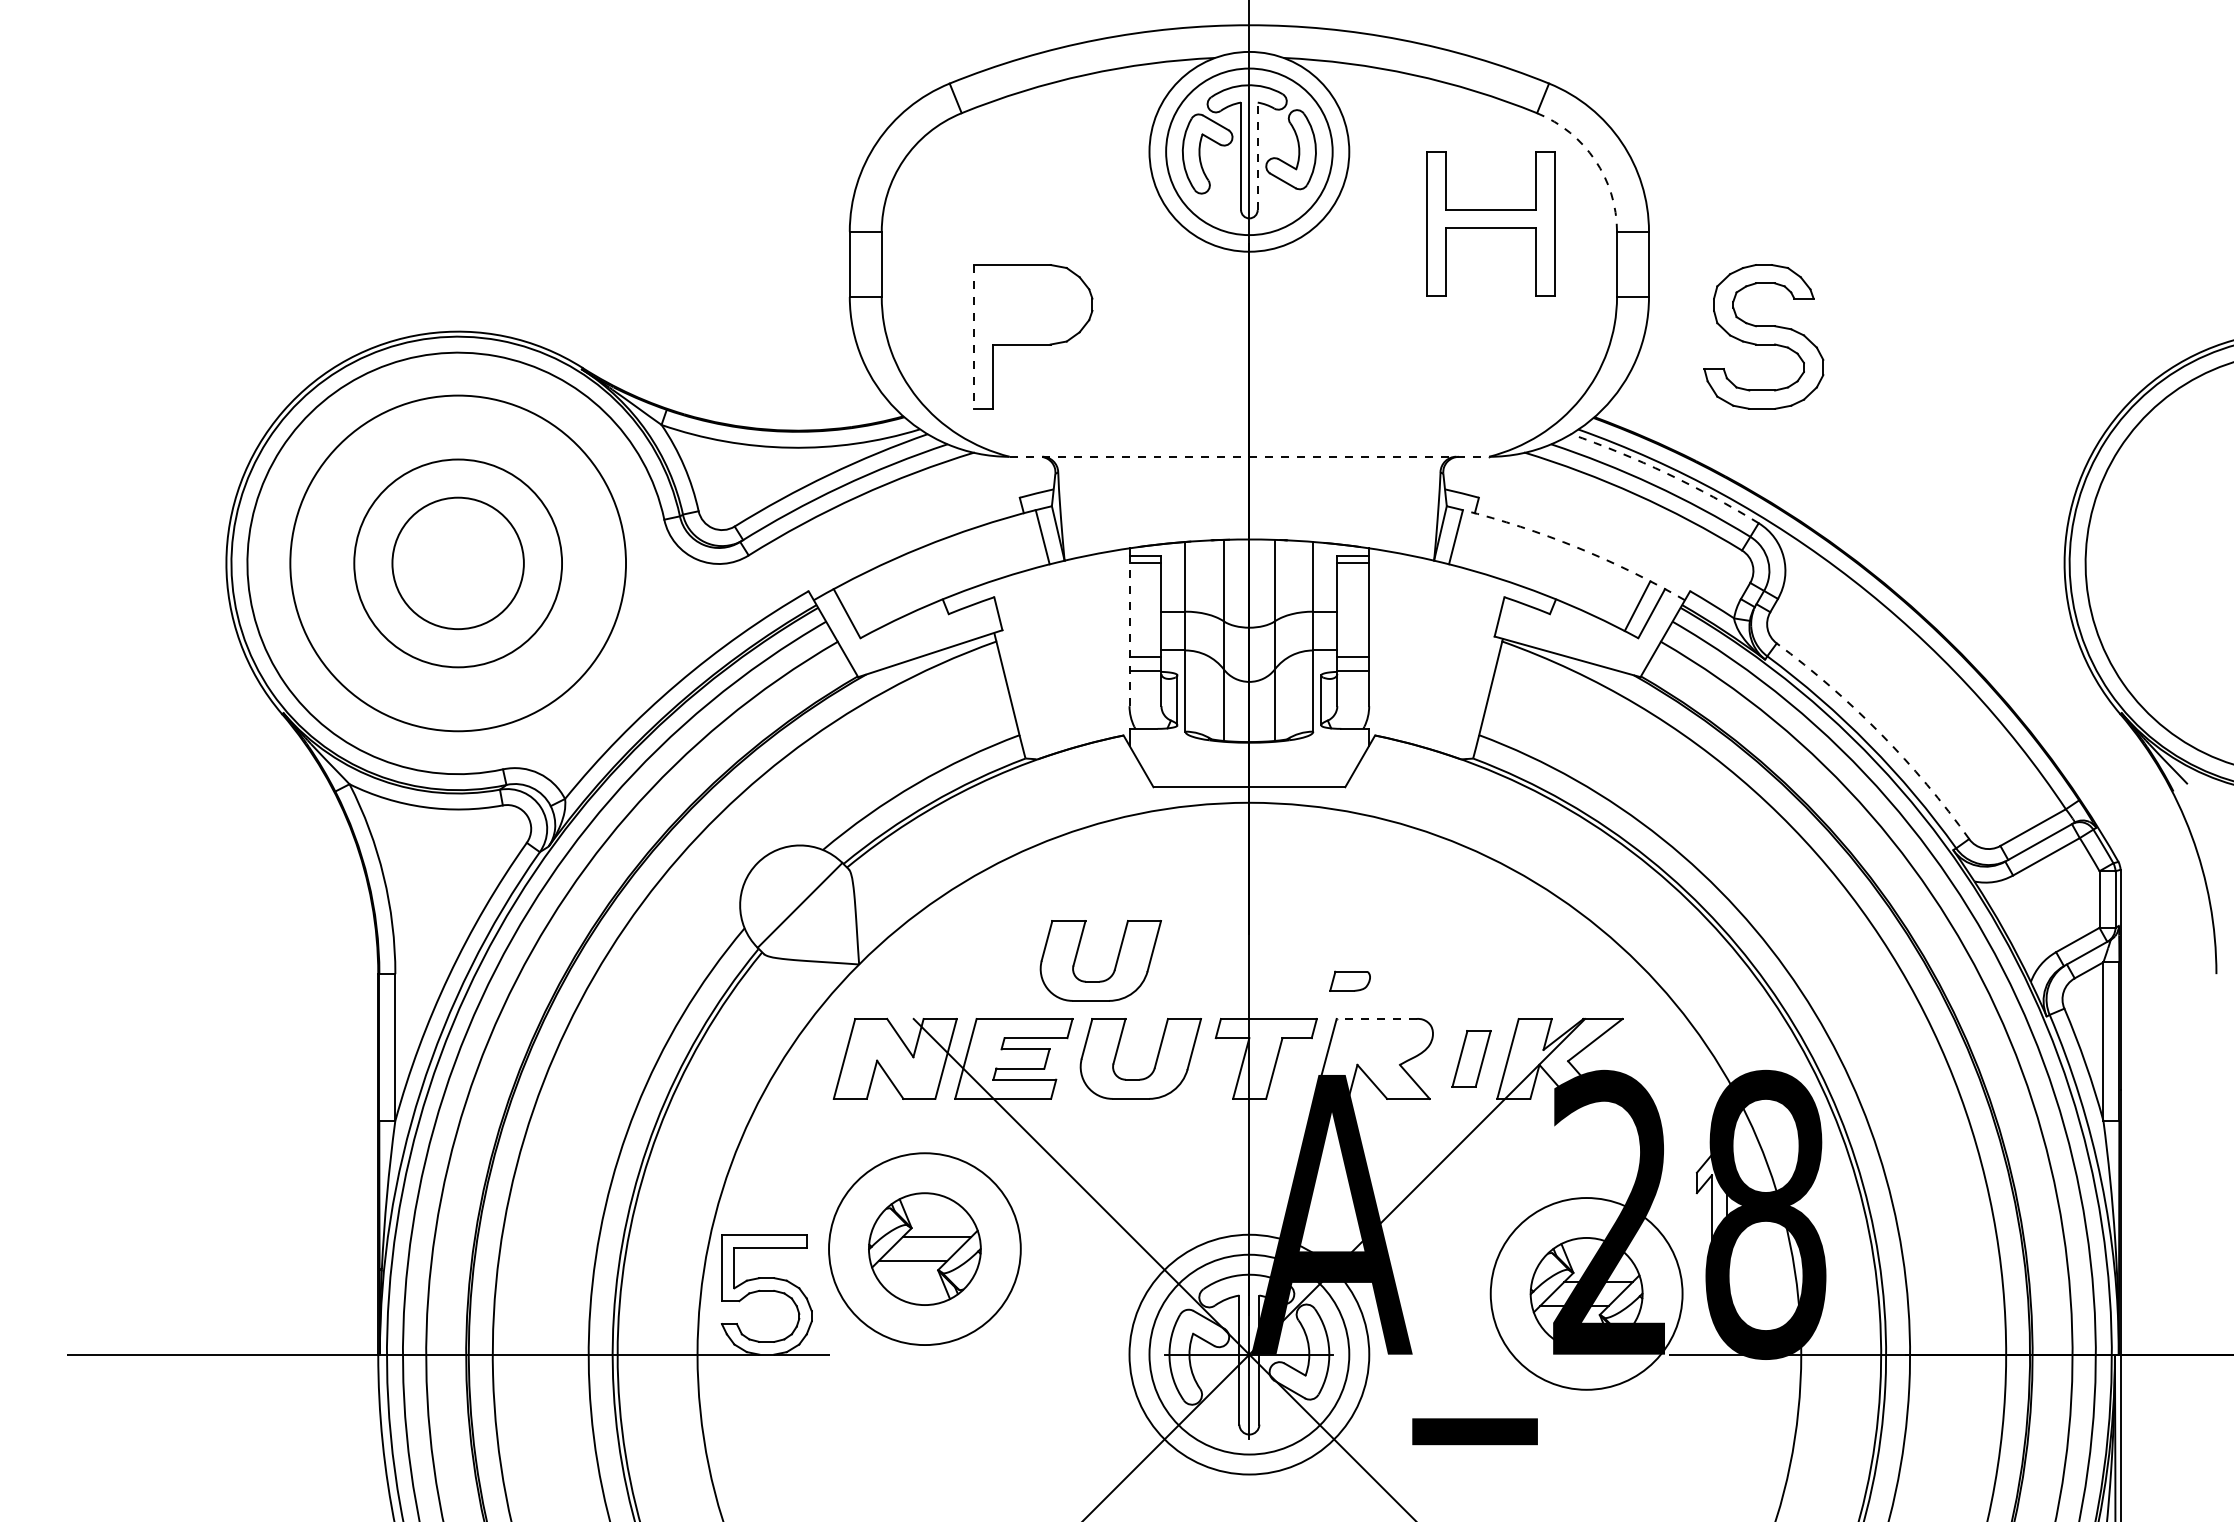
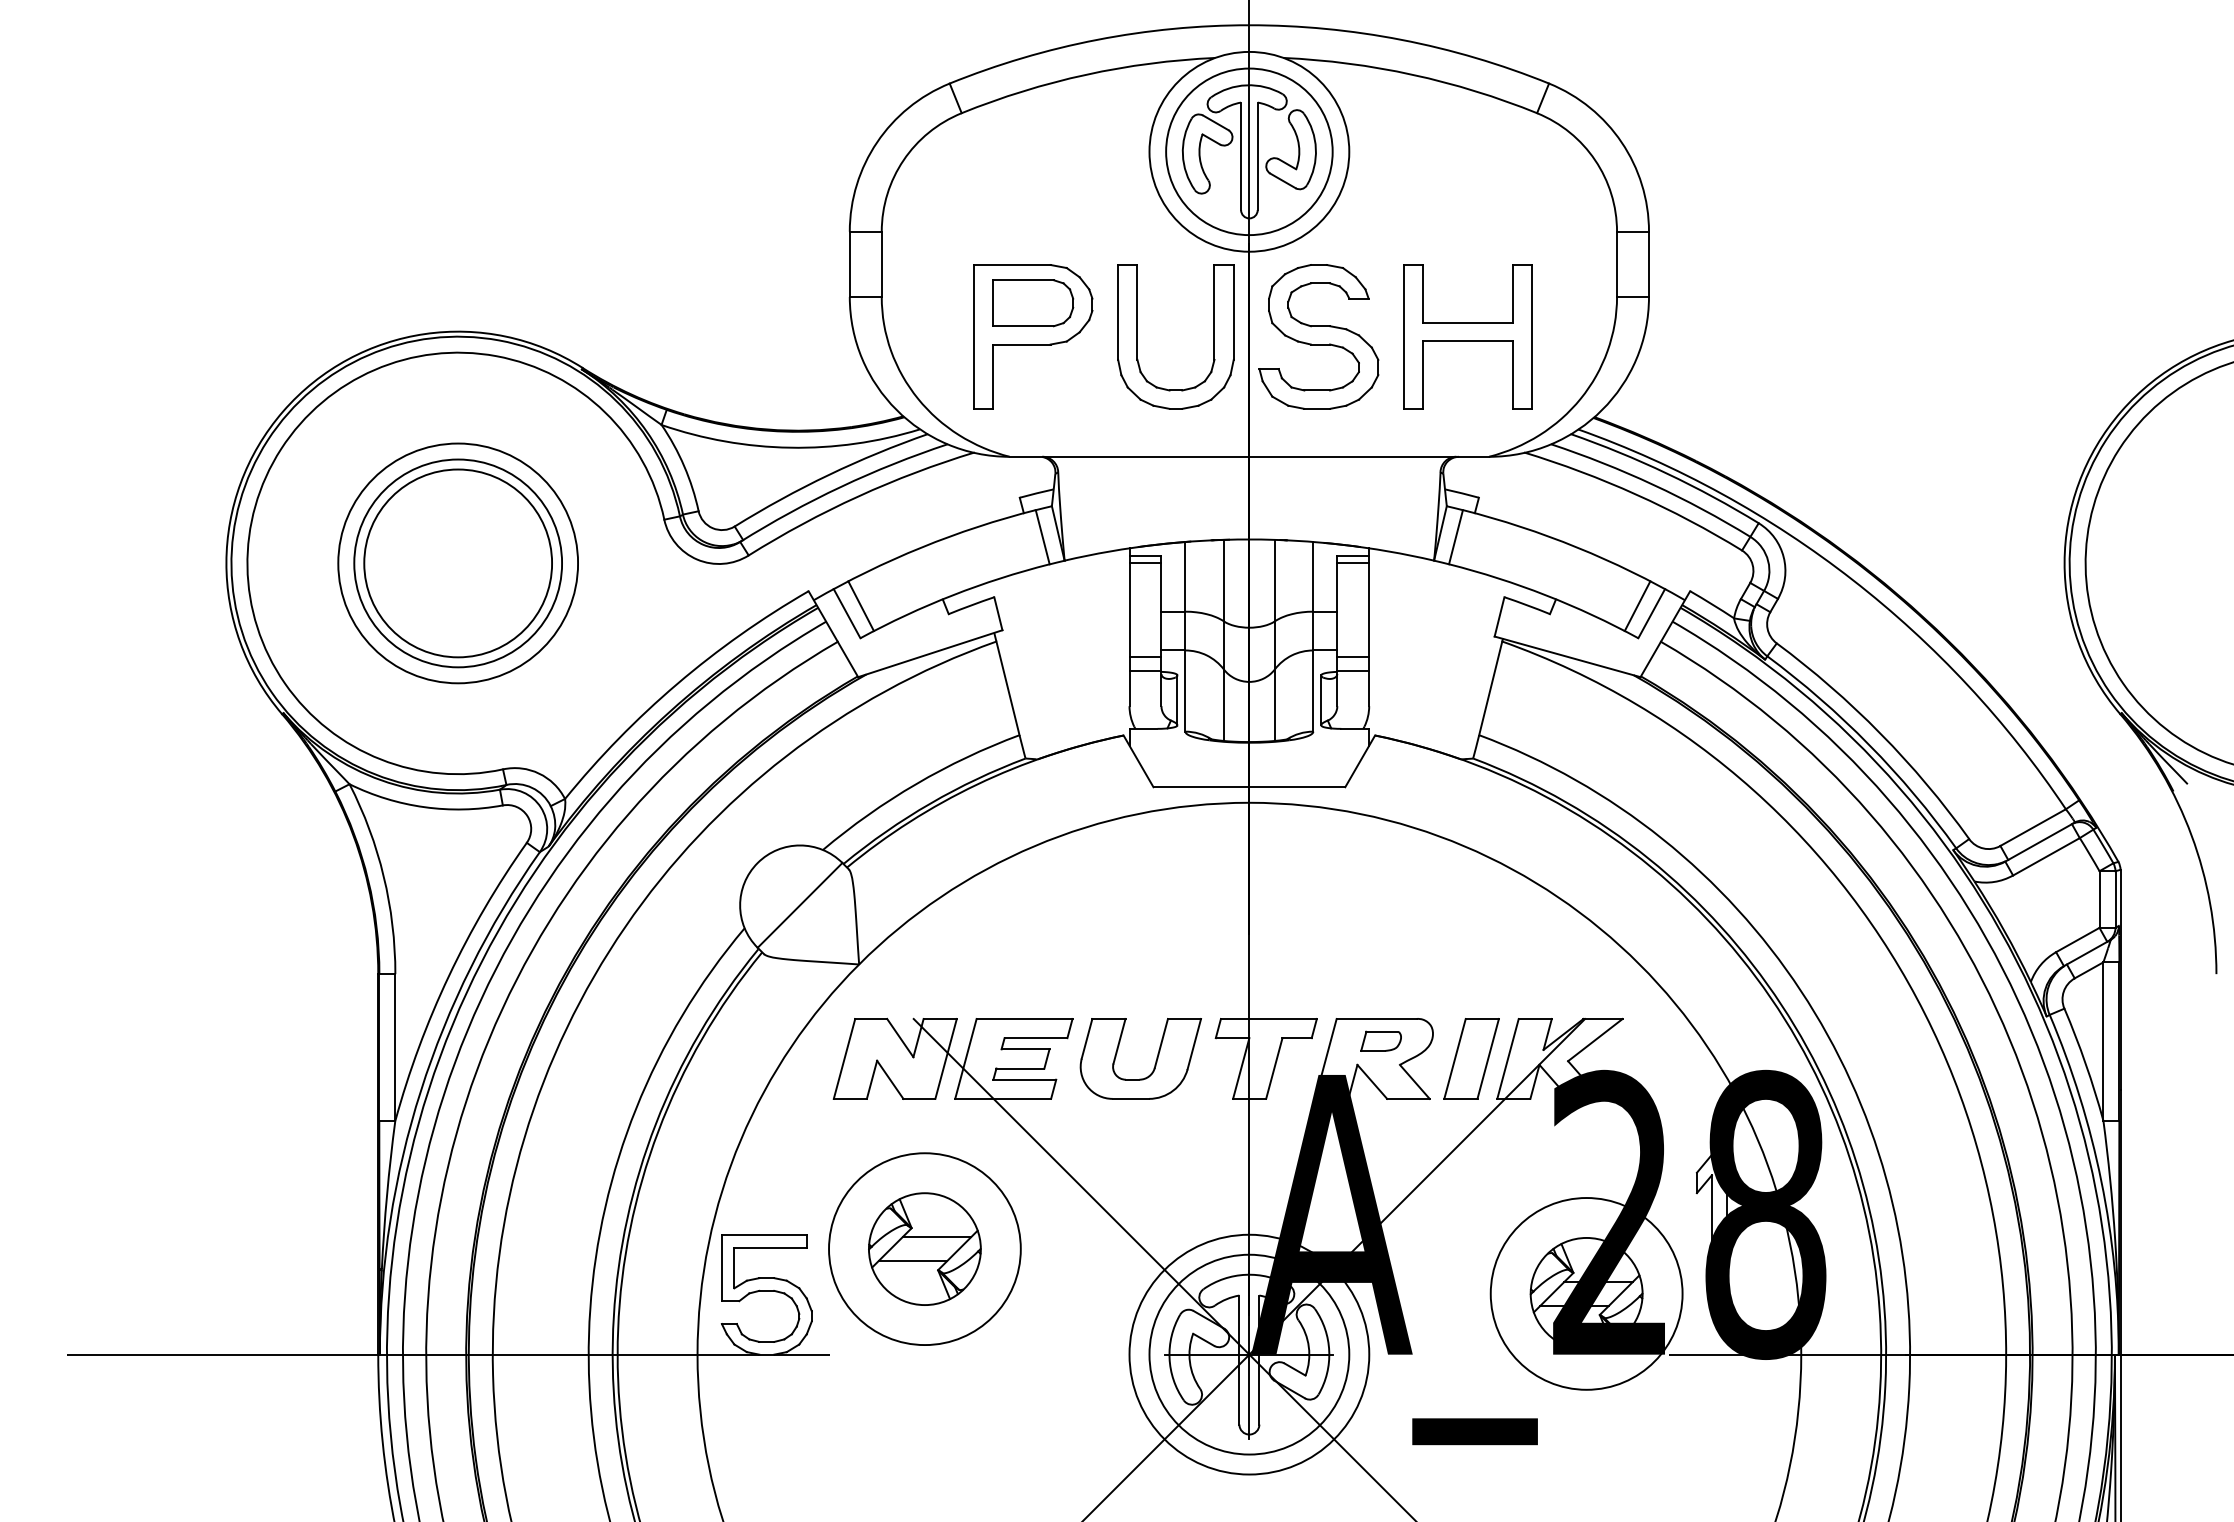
line: dashed -> solid (1257, 156)
arc: dashed -> solid (1595, 160)
part position: (1490, 223) -> (1467, 336) (1467, 336)
part: none -> present (1033, 303)
line: dashed -> solid (973, 336)
part: none -> present (1137, 336)
part position: (1763, 336) -> (1318, 336) (1318, 336)
line: dashed -> solid (1249, 456)
arc: dashed -> solid (1667, 473)
arc: dashed -> solid (1577, 547)
circle diameter: 131 px -> 188 px (458, 563)
circle diameter: 336 px -> 240 px (458, 563)
line: none -> present (860, 606)
line: dashed -> solid (1129, 631)
arc: dashed -> solid (1880, 733)
part: present -> none (1115, 962)
part position: (1349, 980) -> (1380, 1040) (1380, 1040)
line: dashed -> solid (1376, 1018)
part size: 41x58 px -> 57x82 px (1471, 1058)
